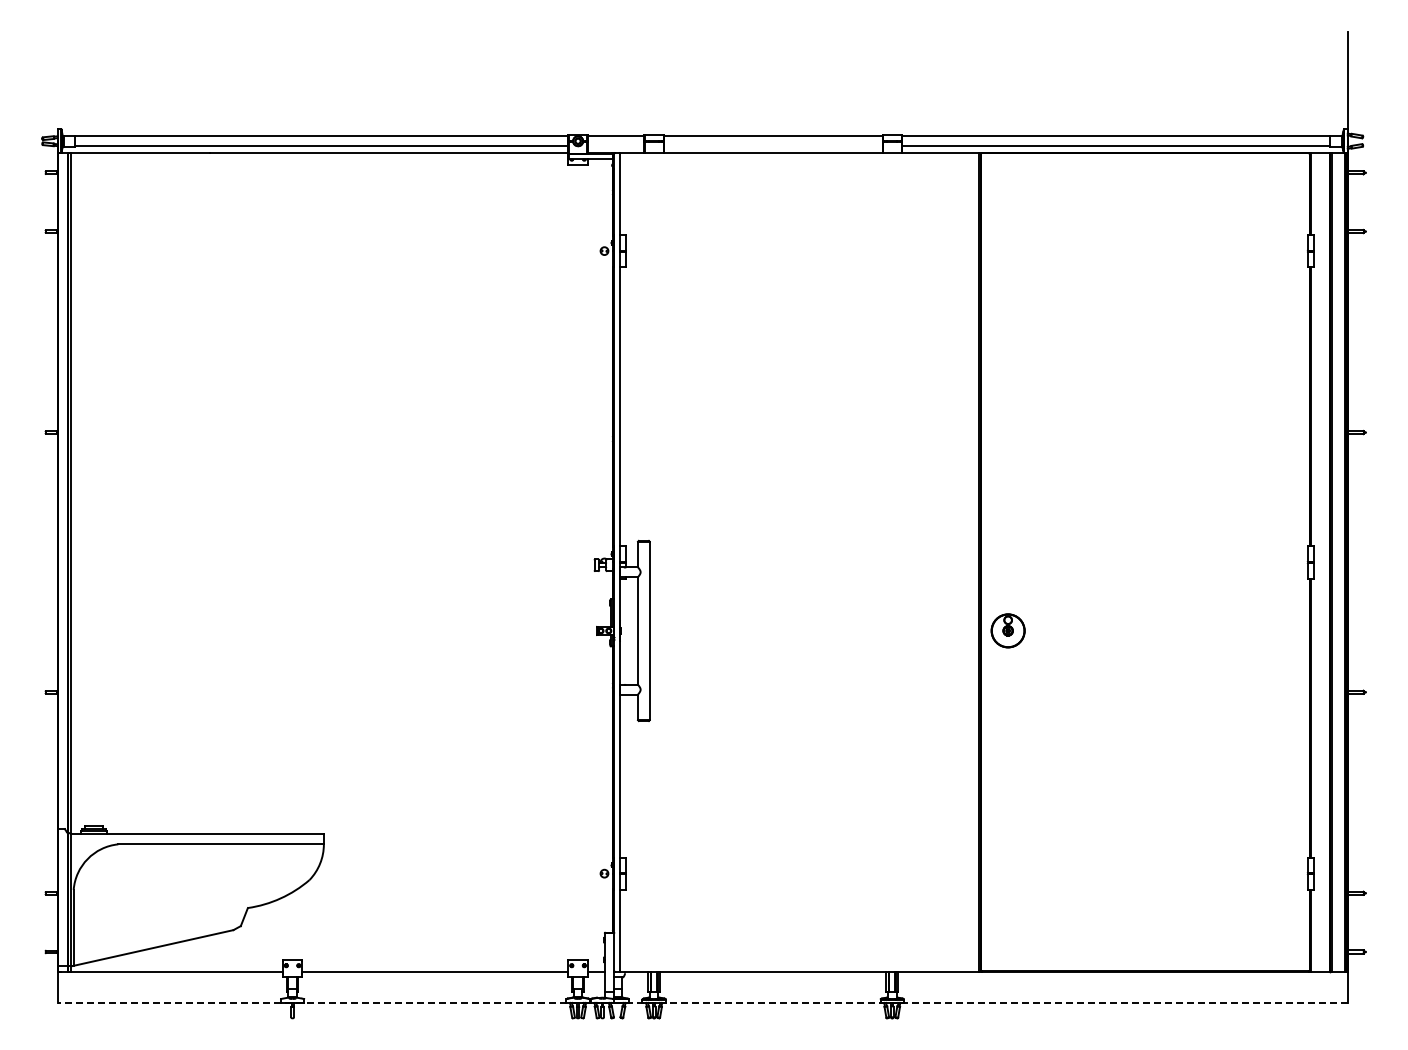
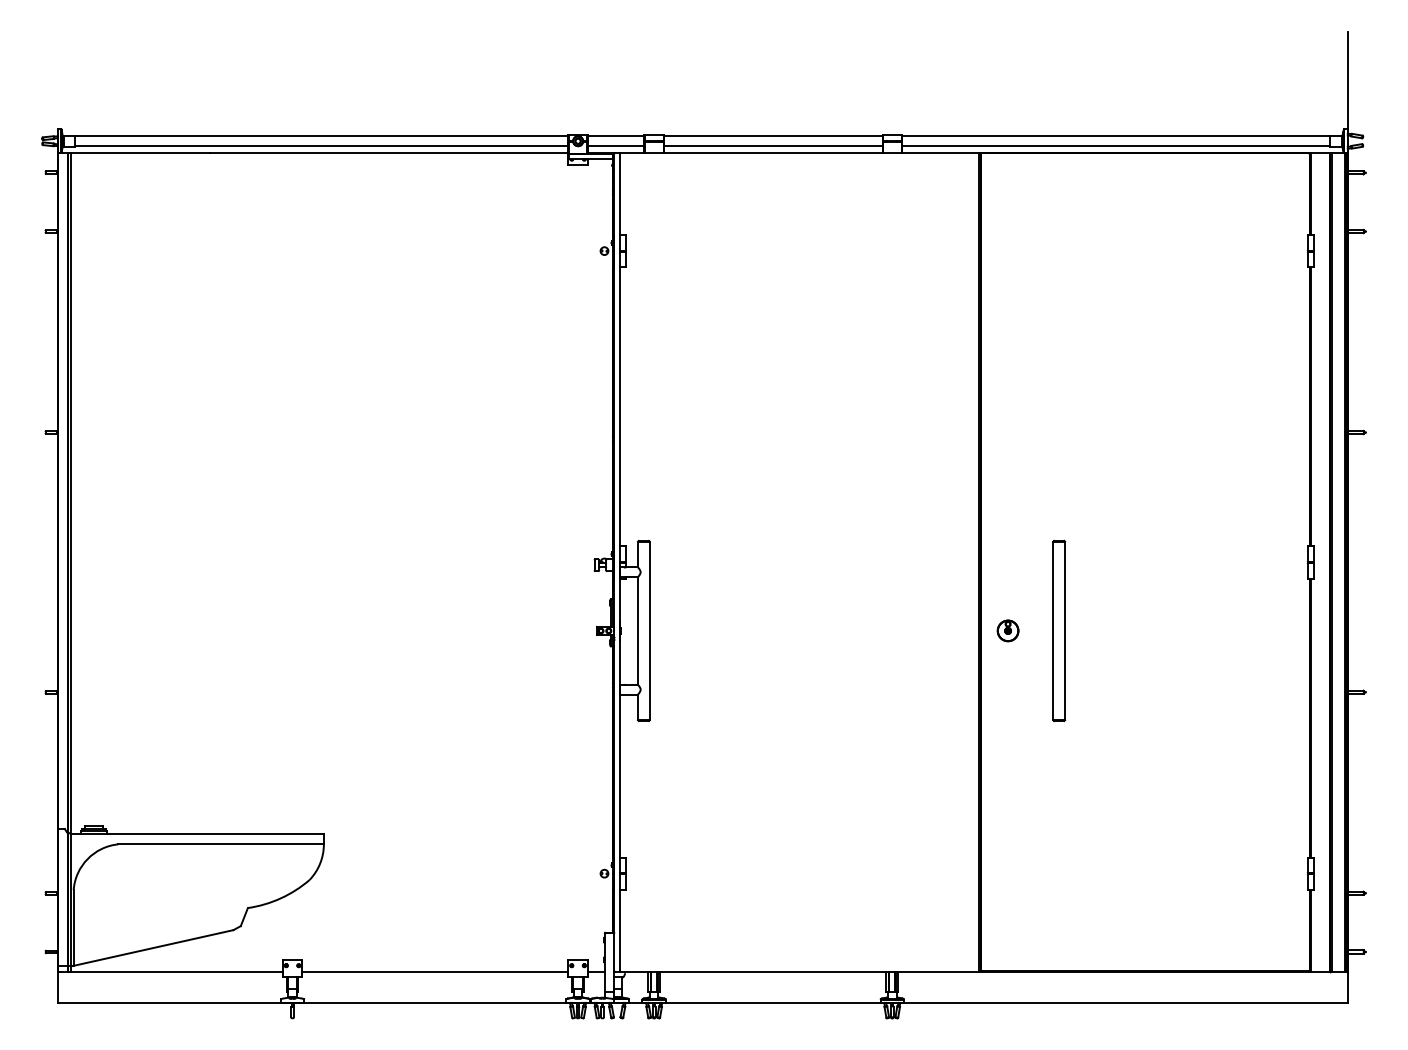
line: none -> present (615, 146)
line: none -> present (772, 146)
part size: 36x36 px -> 24x24 px (1007, 630)
part: none -> present (1059, 630)
line: dashed -> solid (702, 1002)
